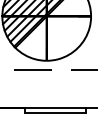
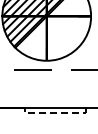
line: solid -> dashed (54, 112)
